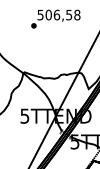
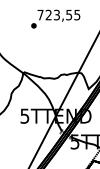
text: 506,58 -> 723,55 (58, 14)
